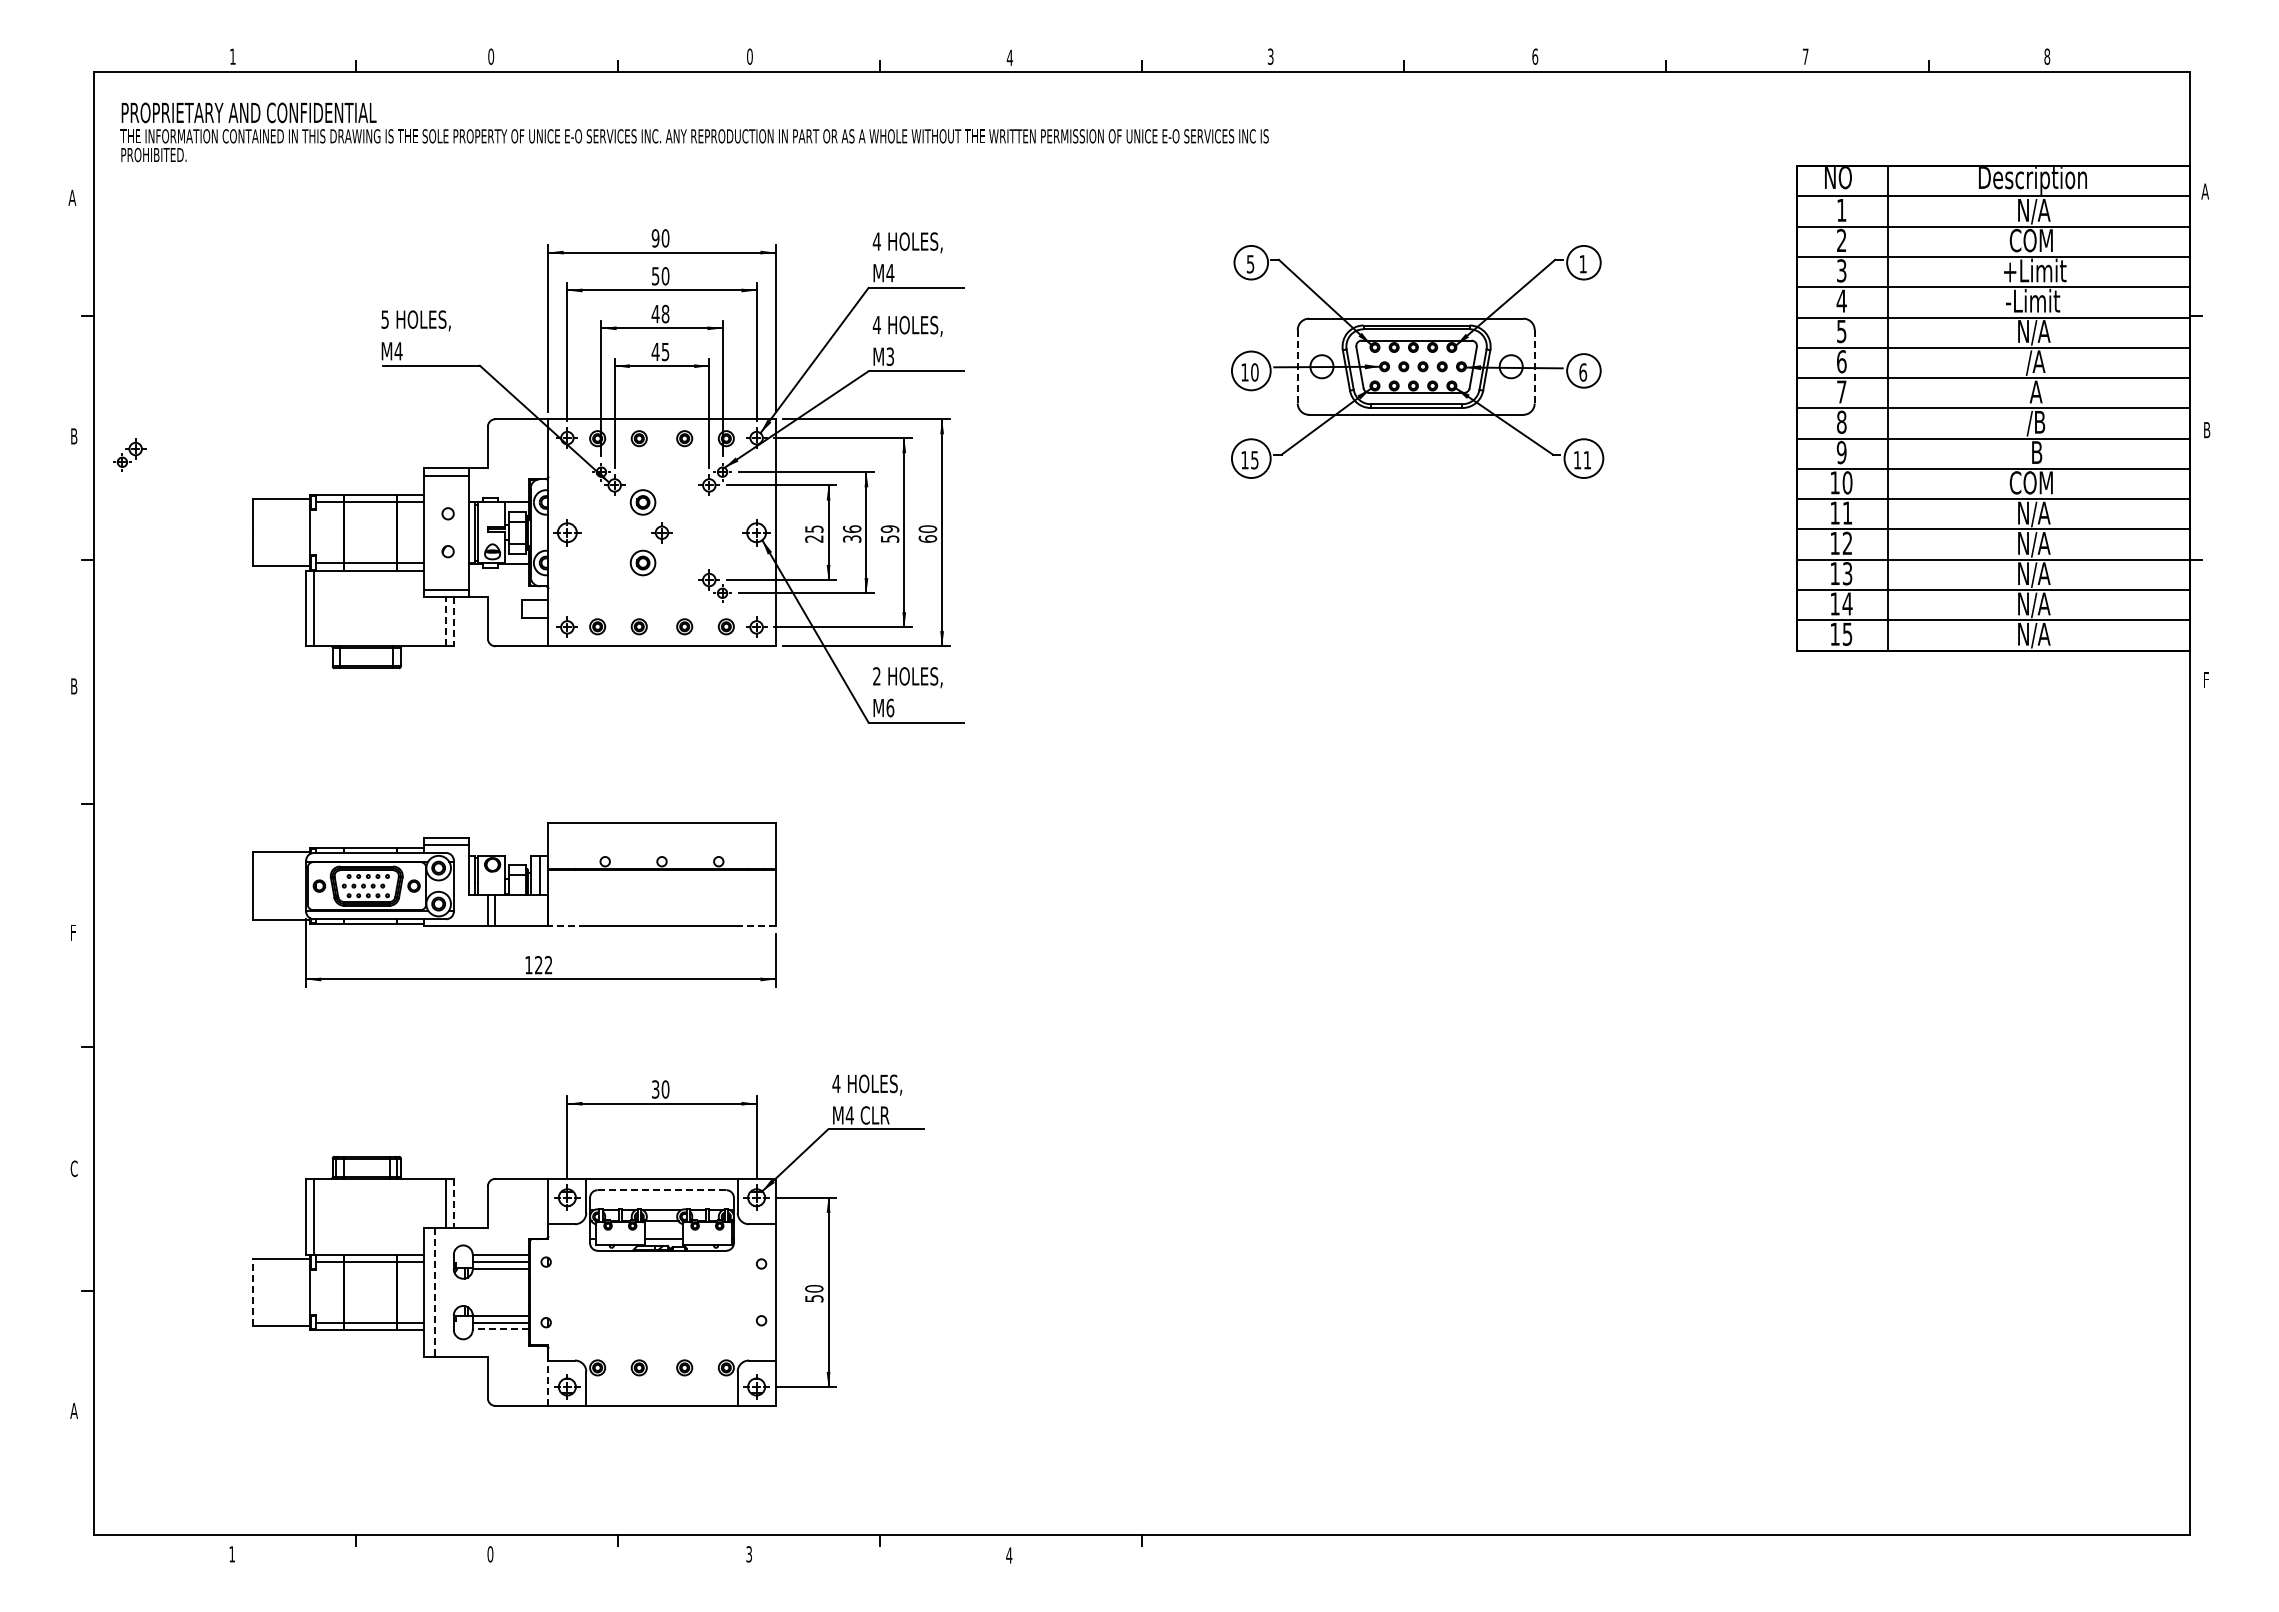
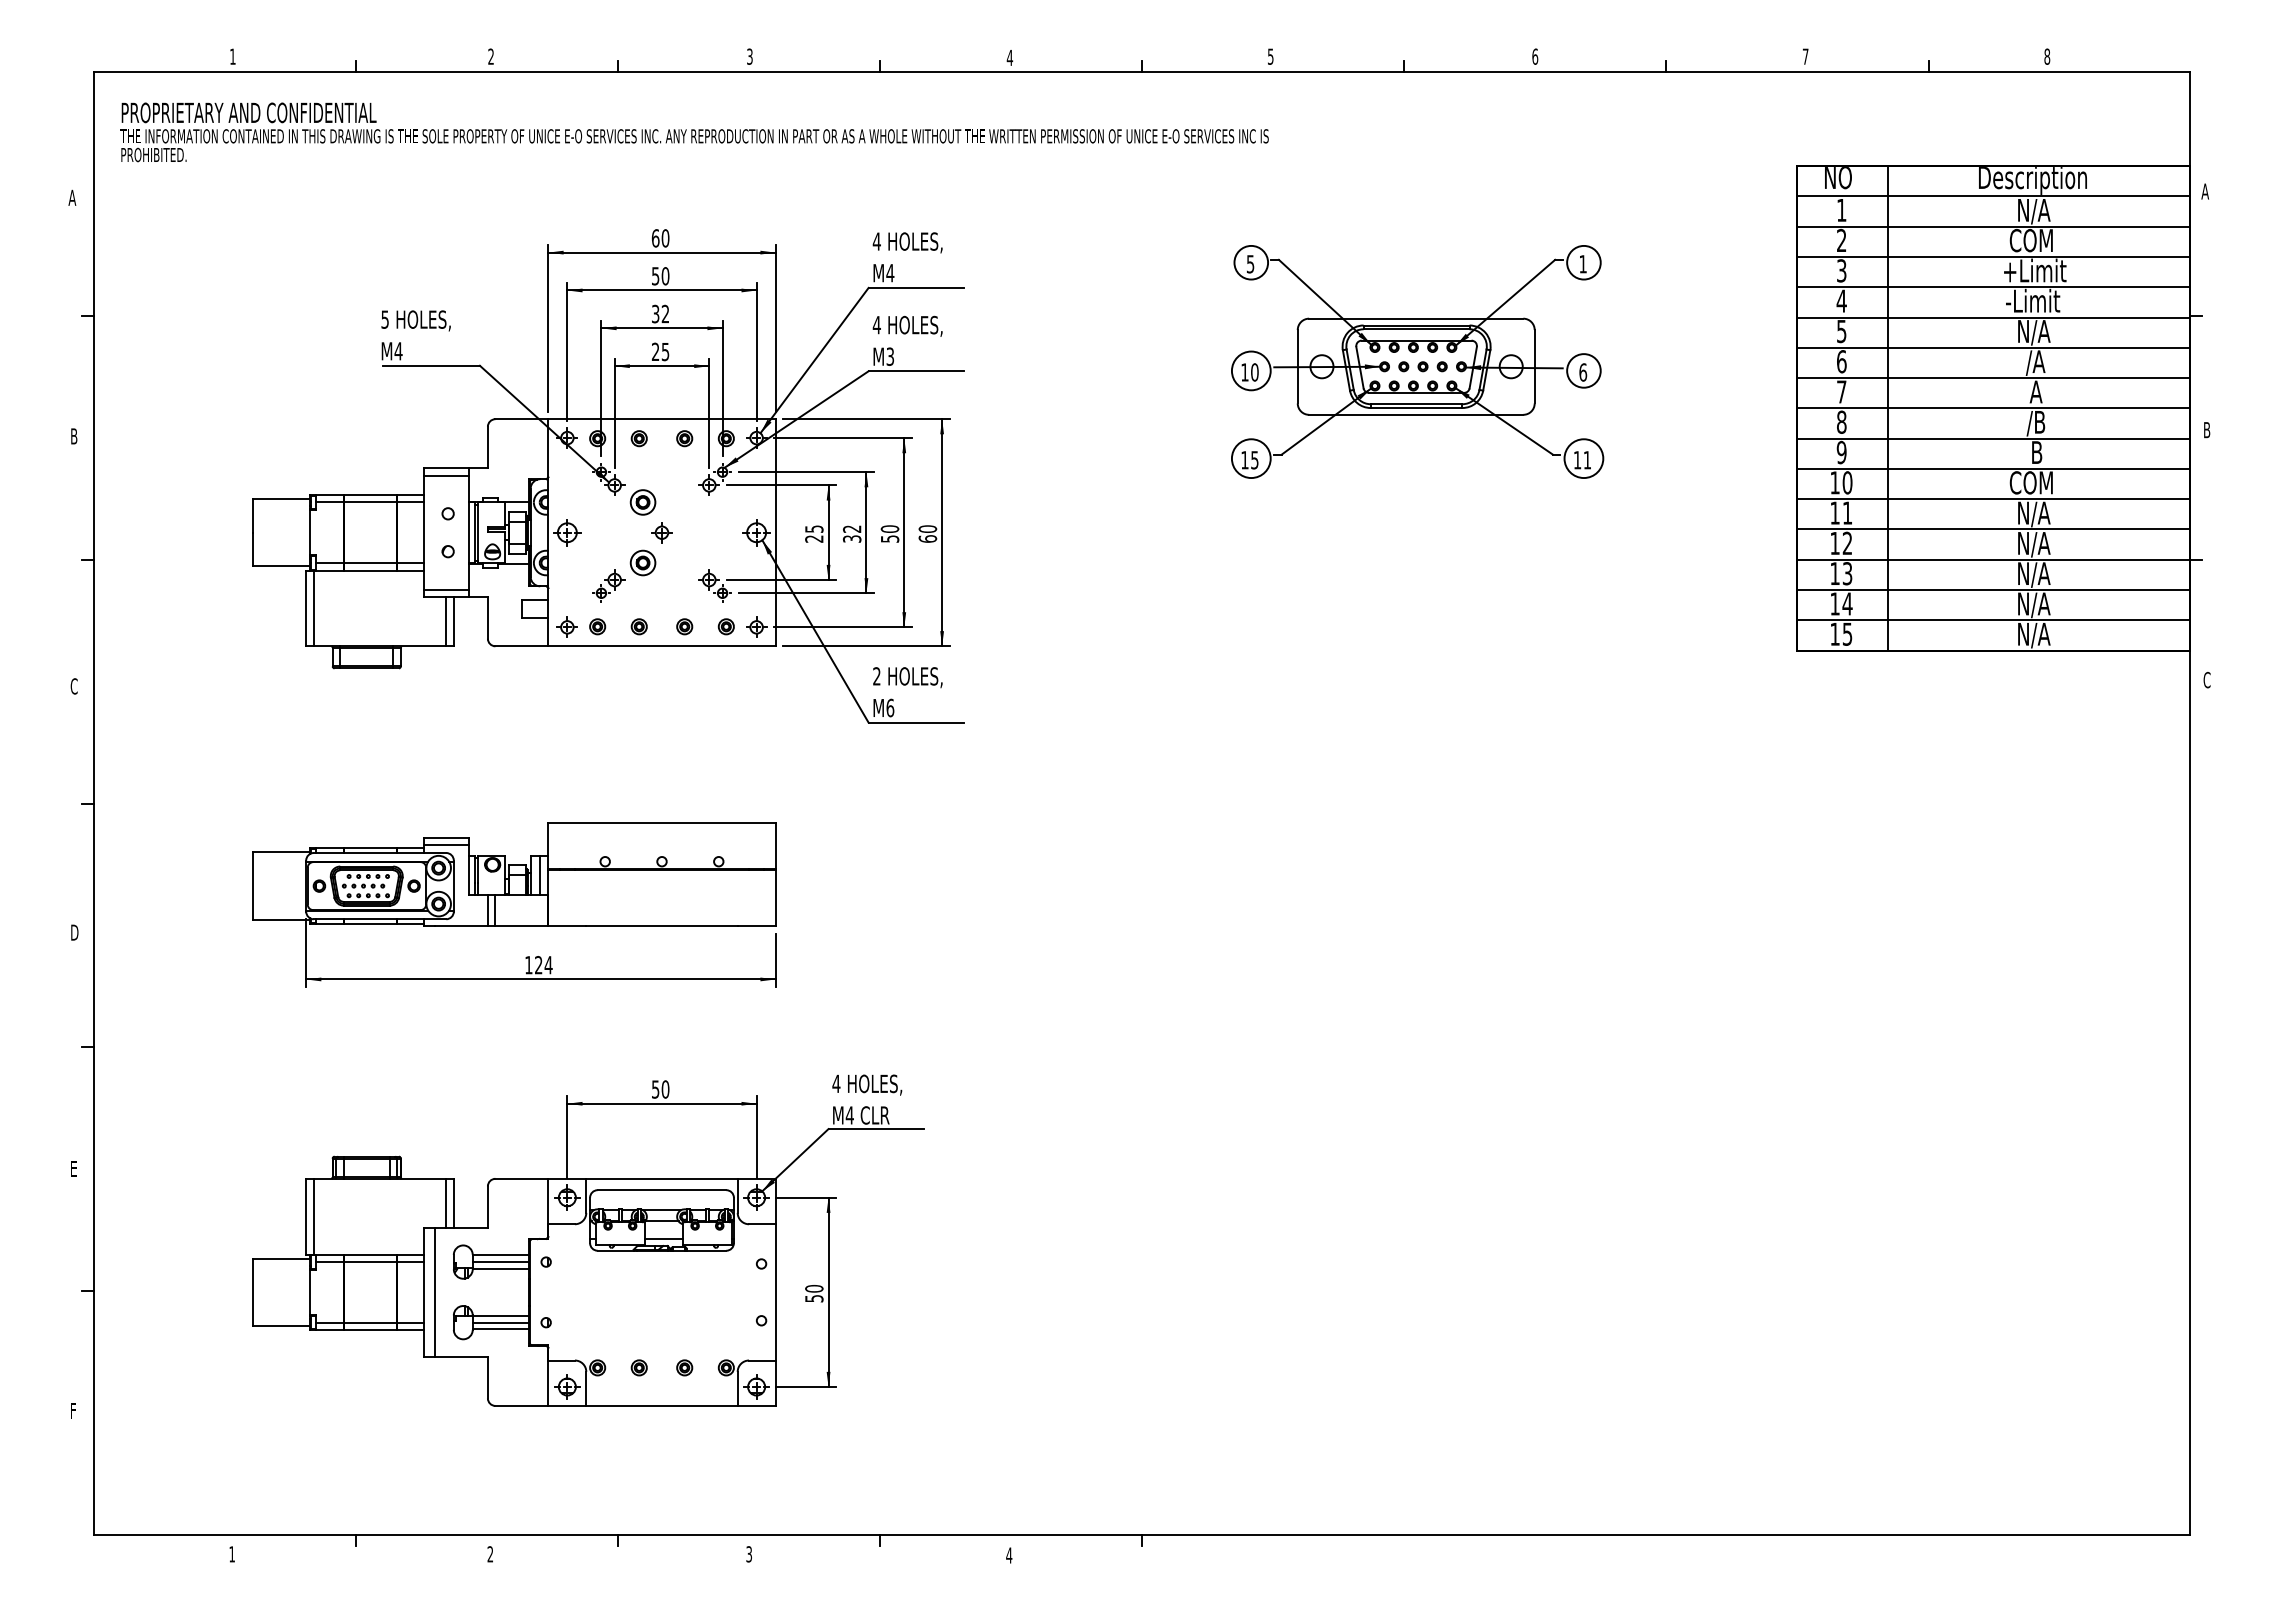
text: 3 -> 5 (1270, 55)
text: 0 -> 2 (491, 56)
text: 0 -> 3 (749, 56)
text: 90 -> 60 (655, 238)
text: 48 -> 32 (660, 313)
text: 45 -> 25 (655, 351)
line: dashed -> solid (1297, 366)
line: dashed -> solid (1534, 366)
part position: (129, 454) -> (608, 585) (608, 585)
text: 36 -> 32 (851, 528)
text: 59 -> 50 (890, 529)
line: dashed -> solid (446, 621)
line: dashed -> solid (453, 621)
text: F -> C (2206, 679)
text: B -> C (73, 686)
line: dashed -> solid (567, 926)
line: dashed -> solid (756, 926)
text: F -> D (74, 932)
text: 122 -> 124 (548, 965)
text: 30 -> 50 (655, 1088)
text: C -> E (73, 1168)
line: dashed -> solid (662, 1190)
line: dashed -> solid (453, 1203)
line: dashed -> solid (253, 1292)
line: dashed -> solid (434, 1292)
line: dashed -> solid (500, 1329)
line: dashed -> solid (548, 1383)
text: A -> F (73, 1410)
text: 0 -> 2 (490, 1554)
